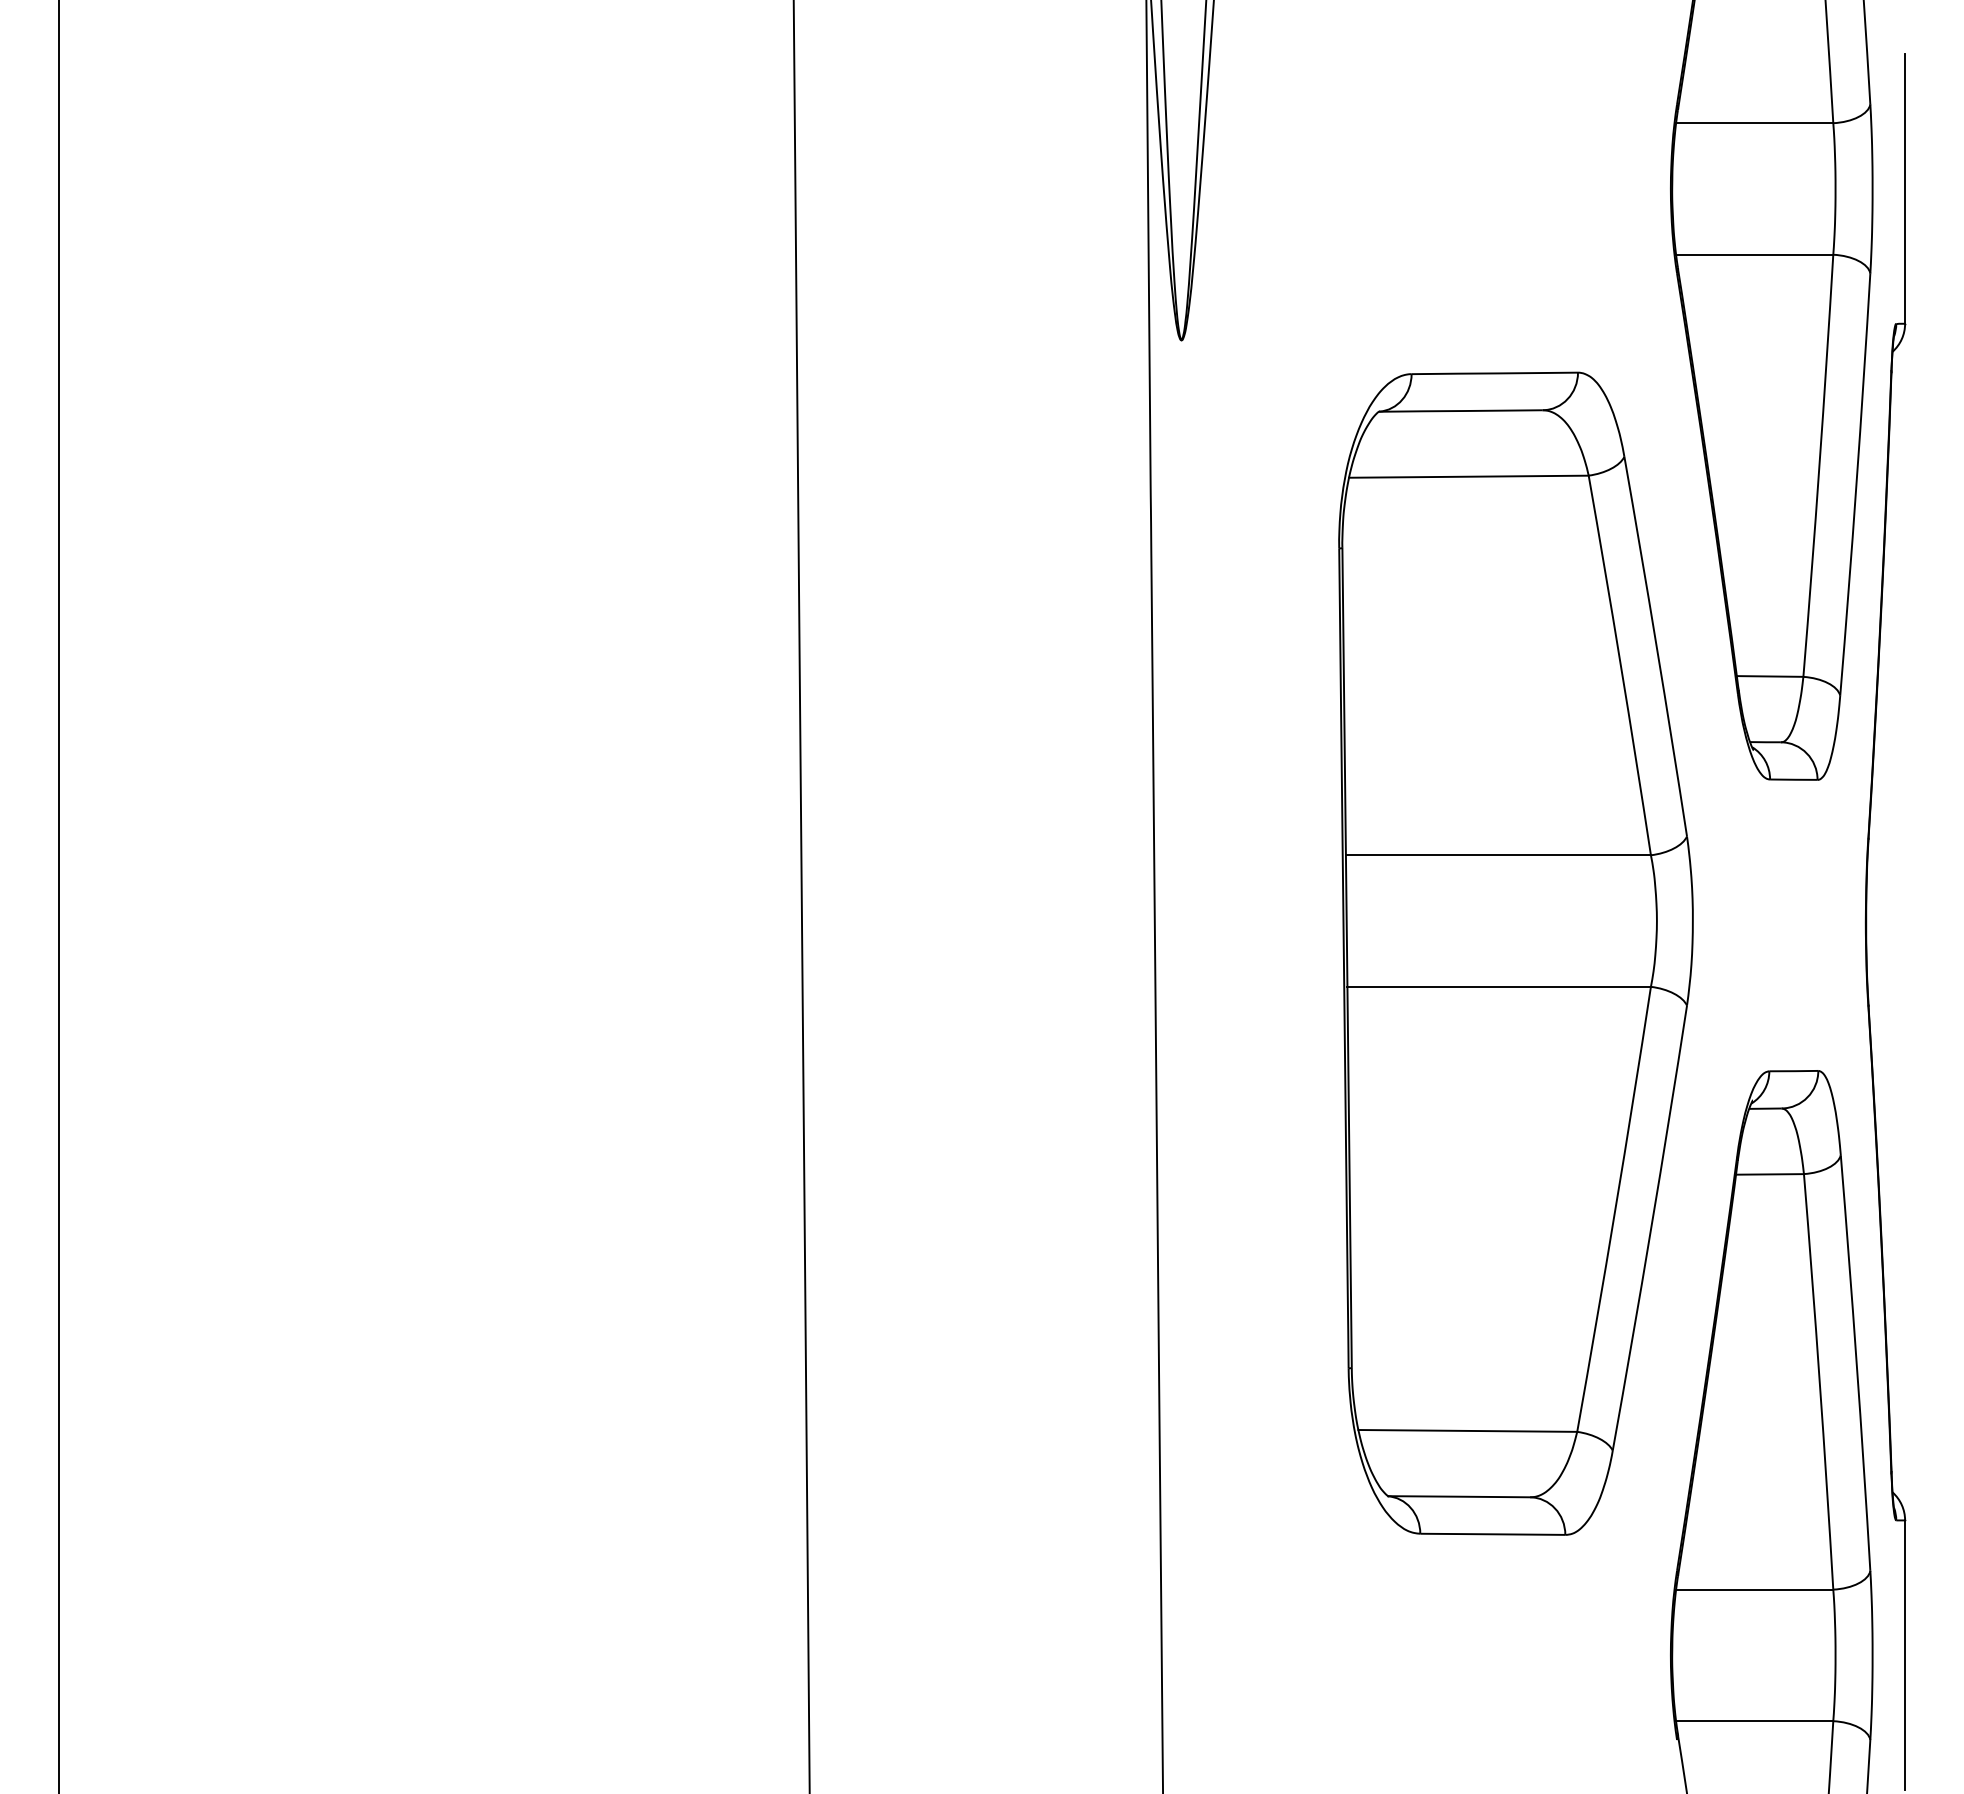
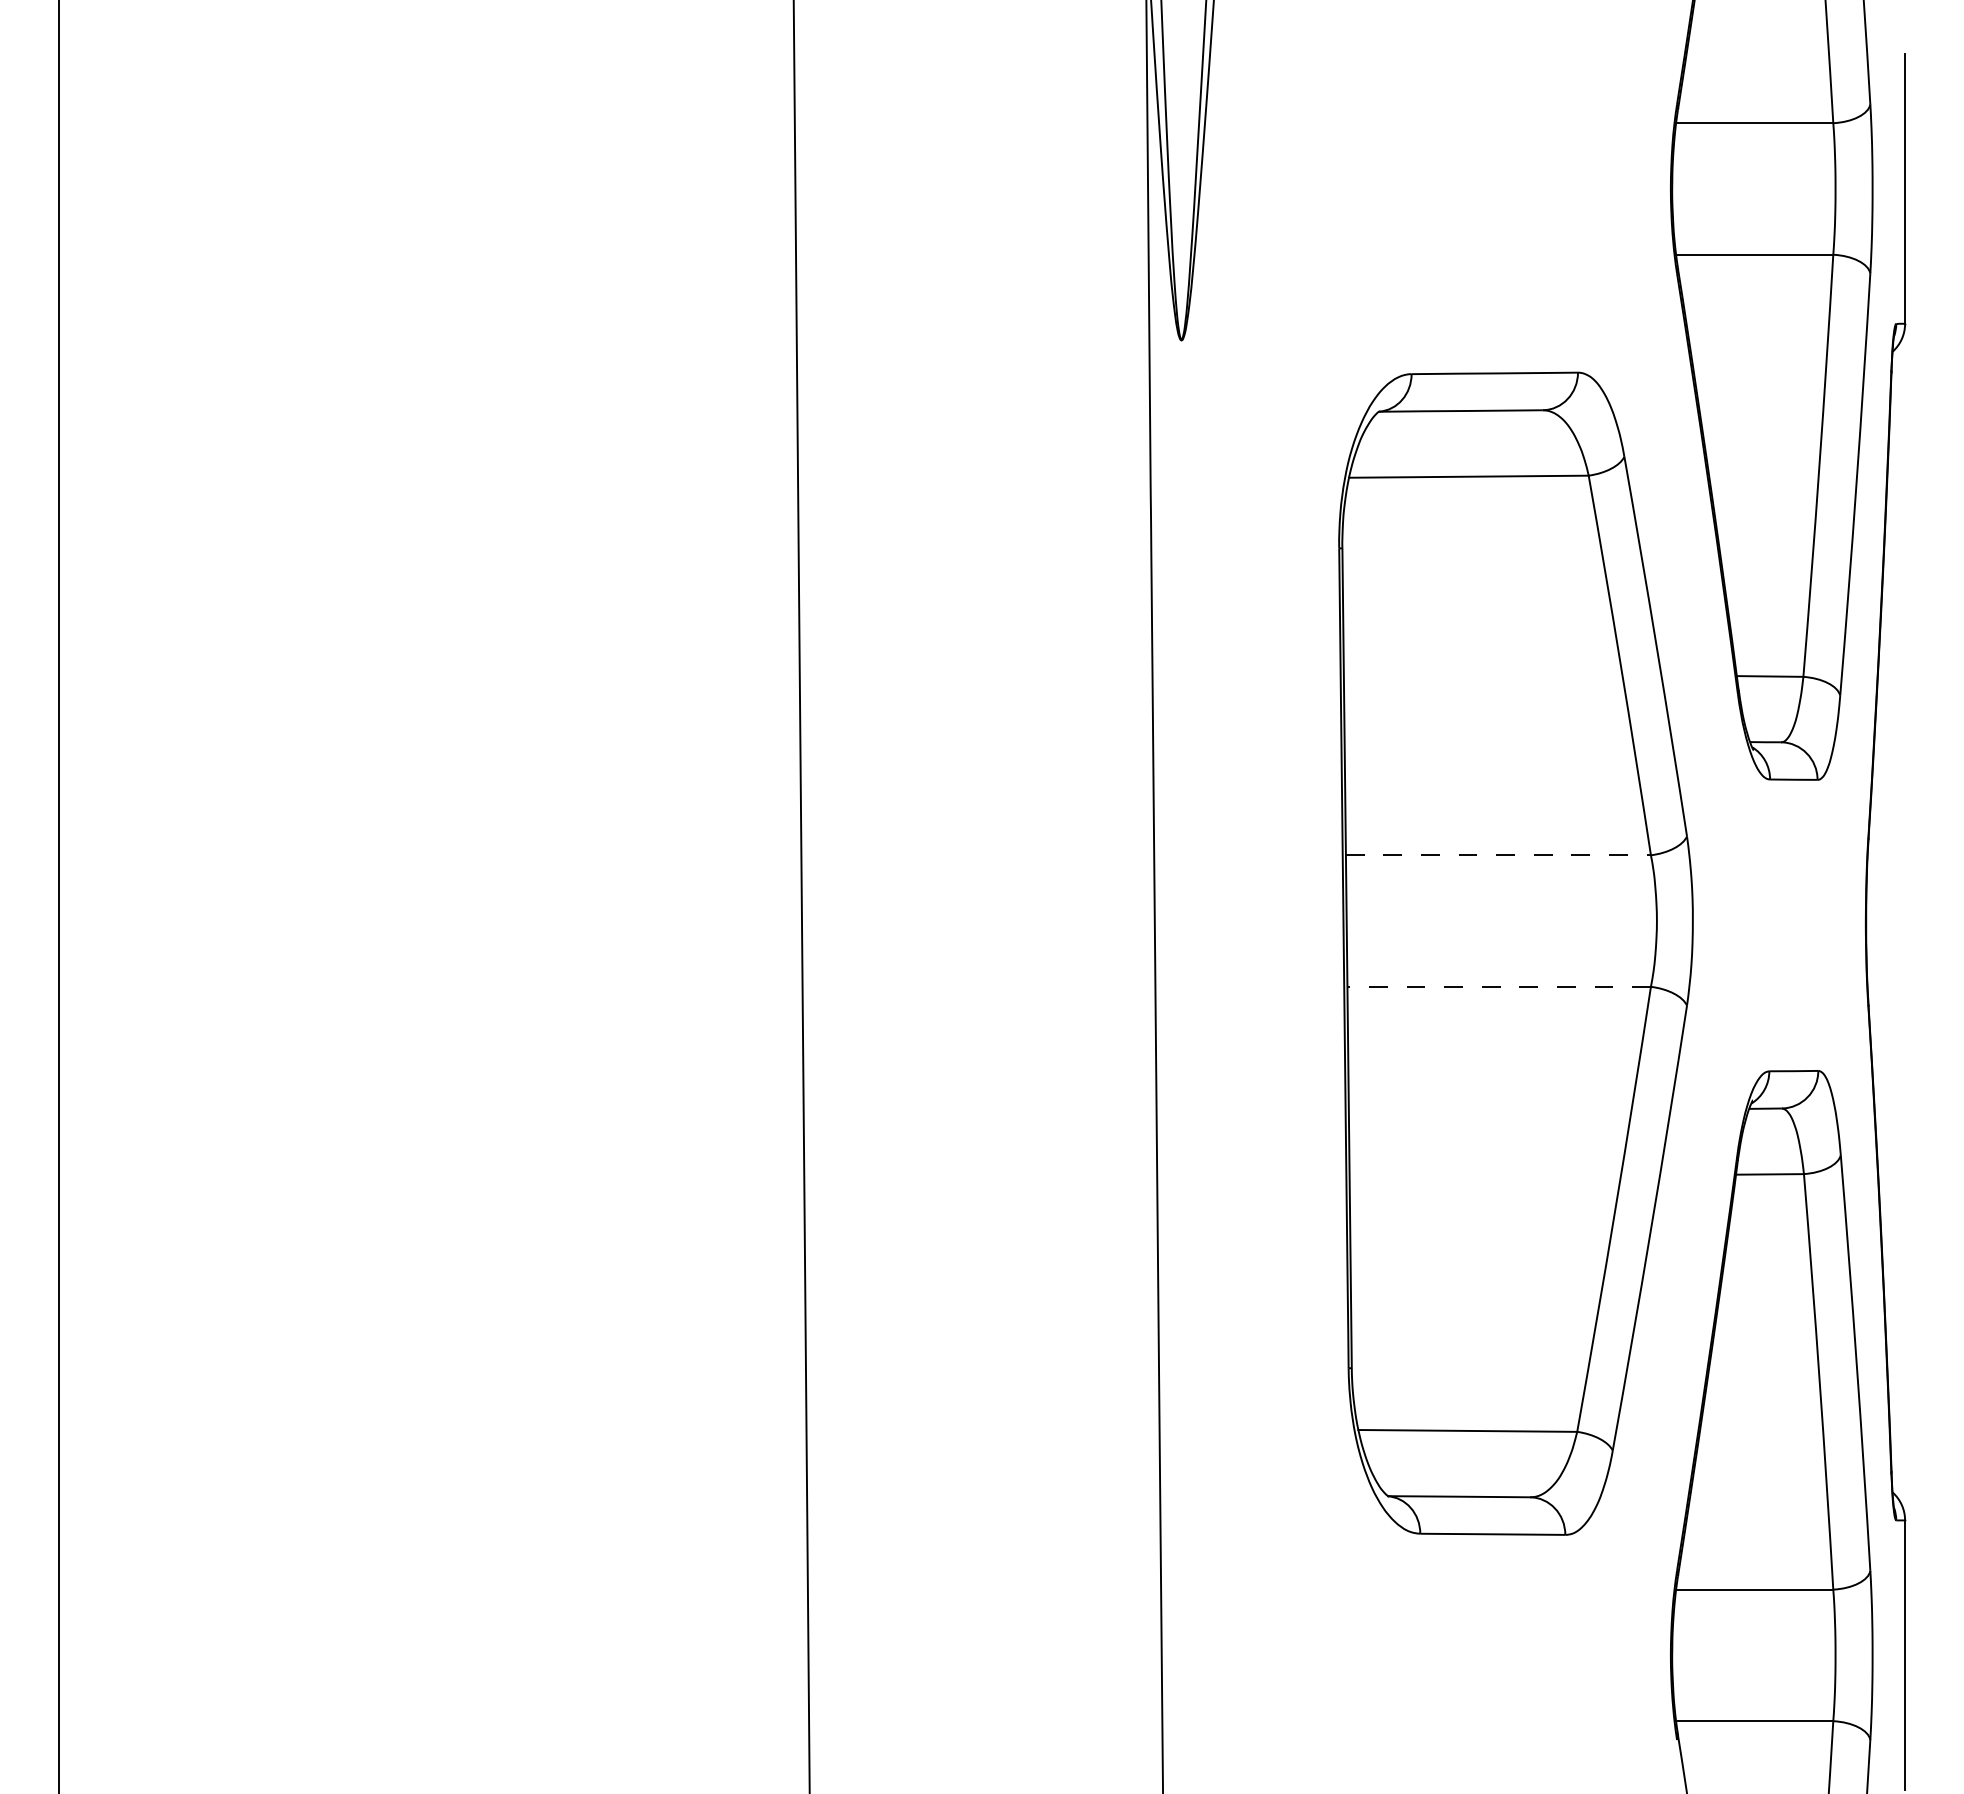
line: solid -> dashed (1498, 855)
line: solid -> dashed (1499, 986)
